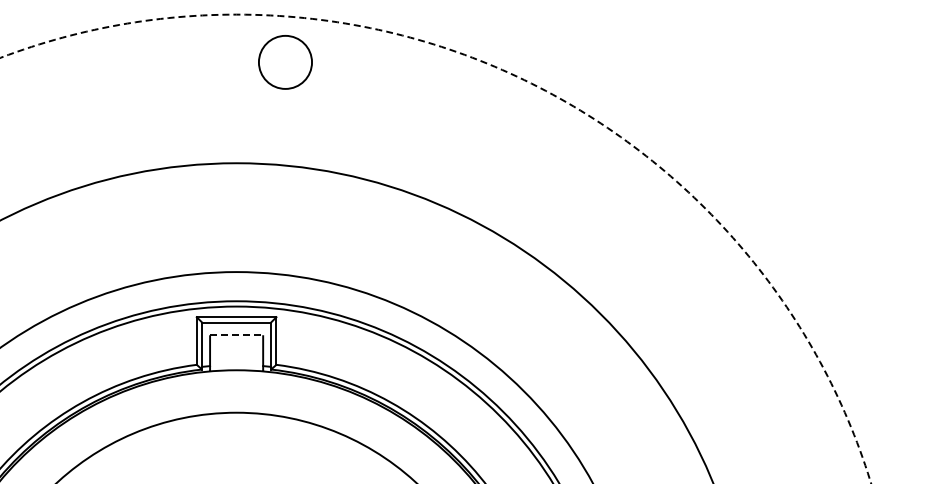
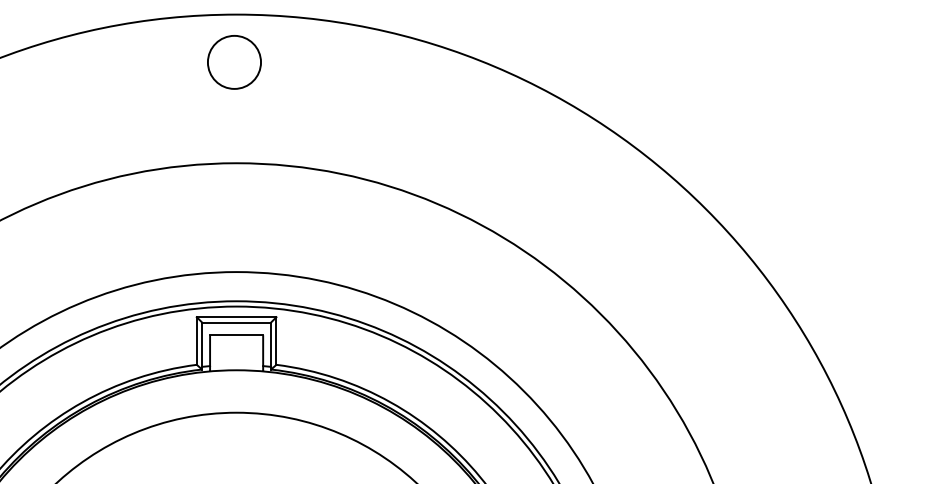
circle position: (285, 62) -> (234, 62) (234, 62)
circle: dashed -> solid (435, 248)
line: dashed -> solid (236, 335)
